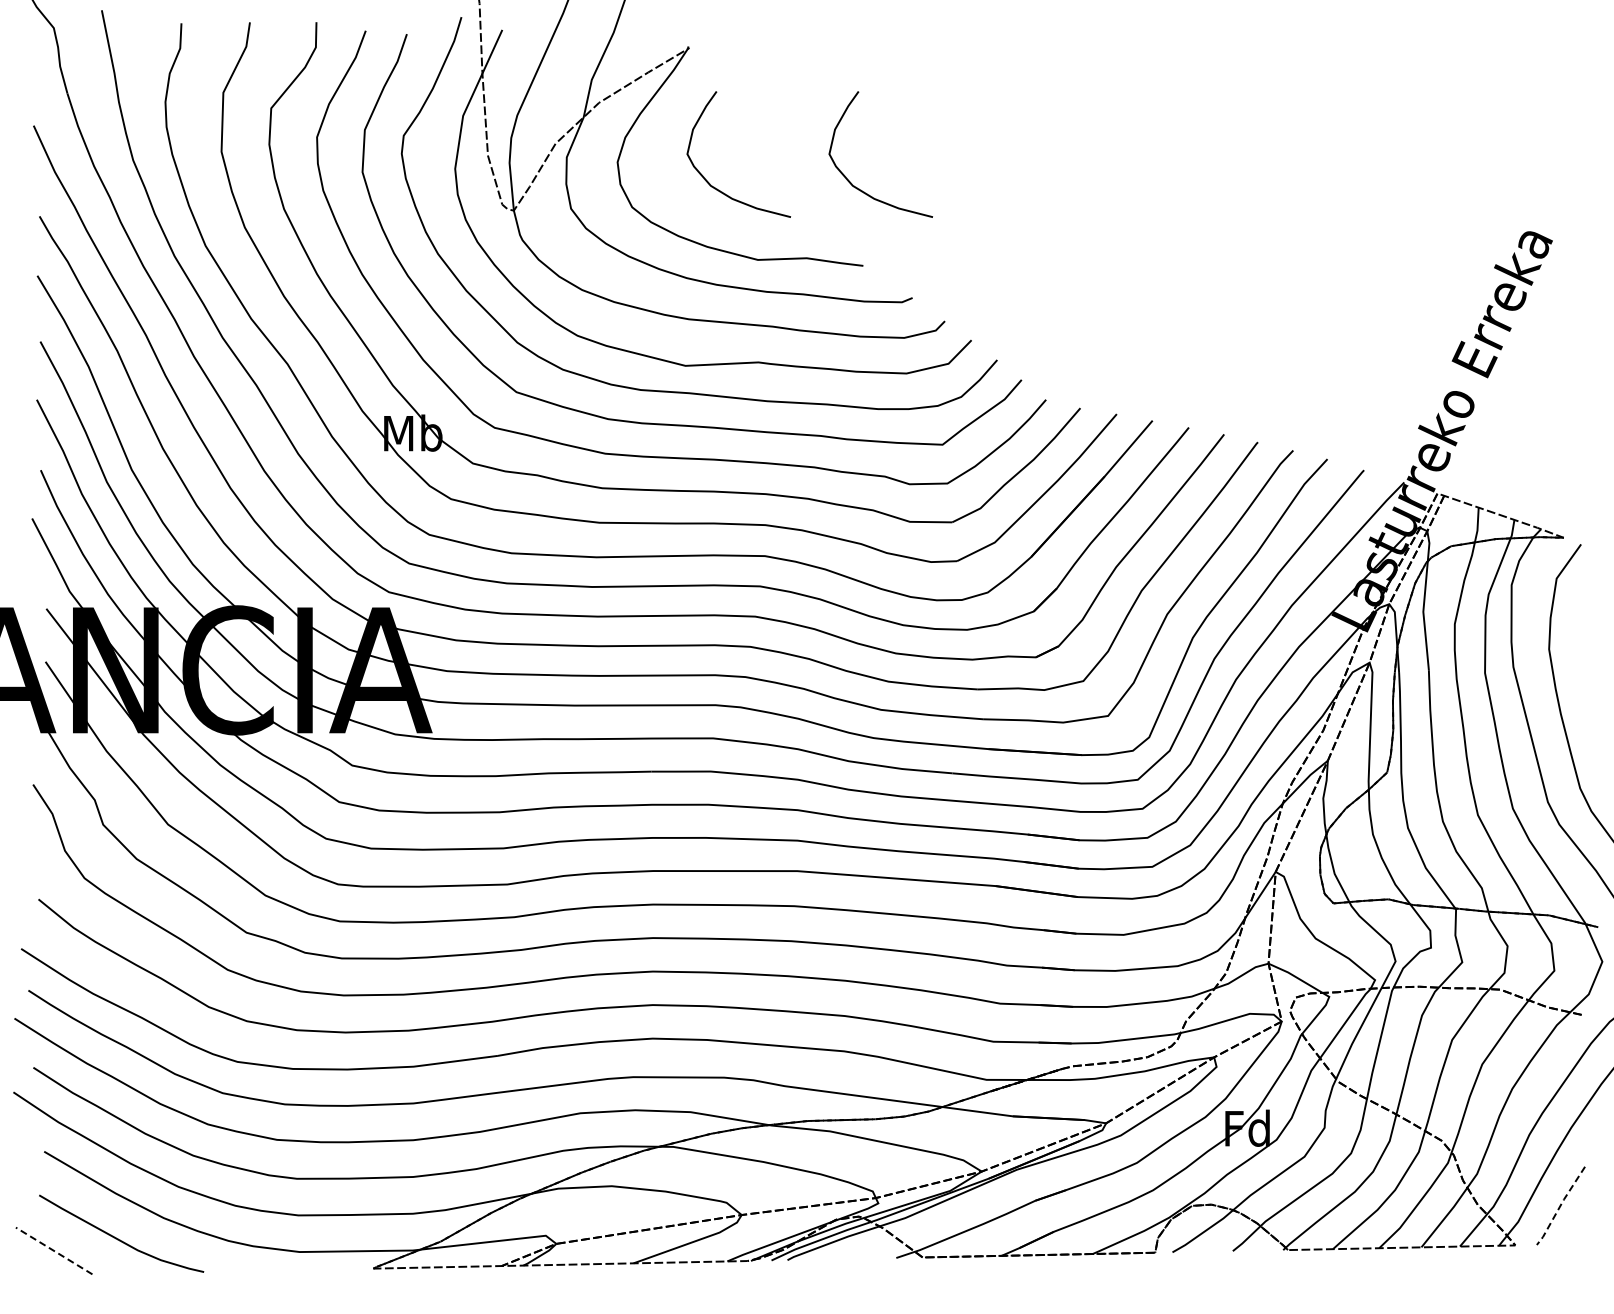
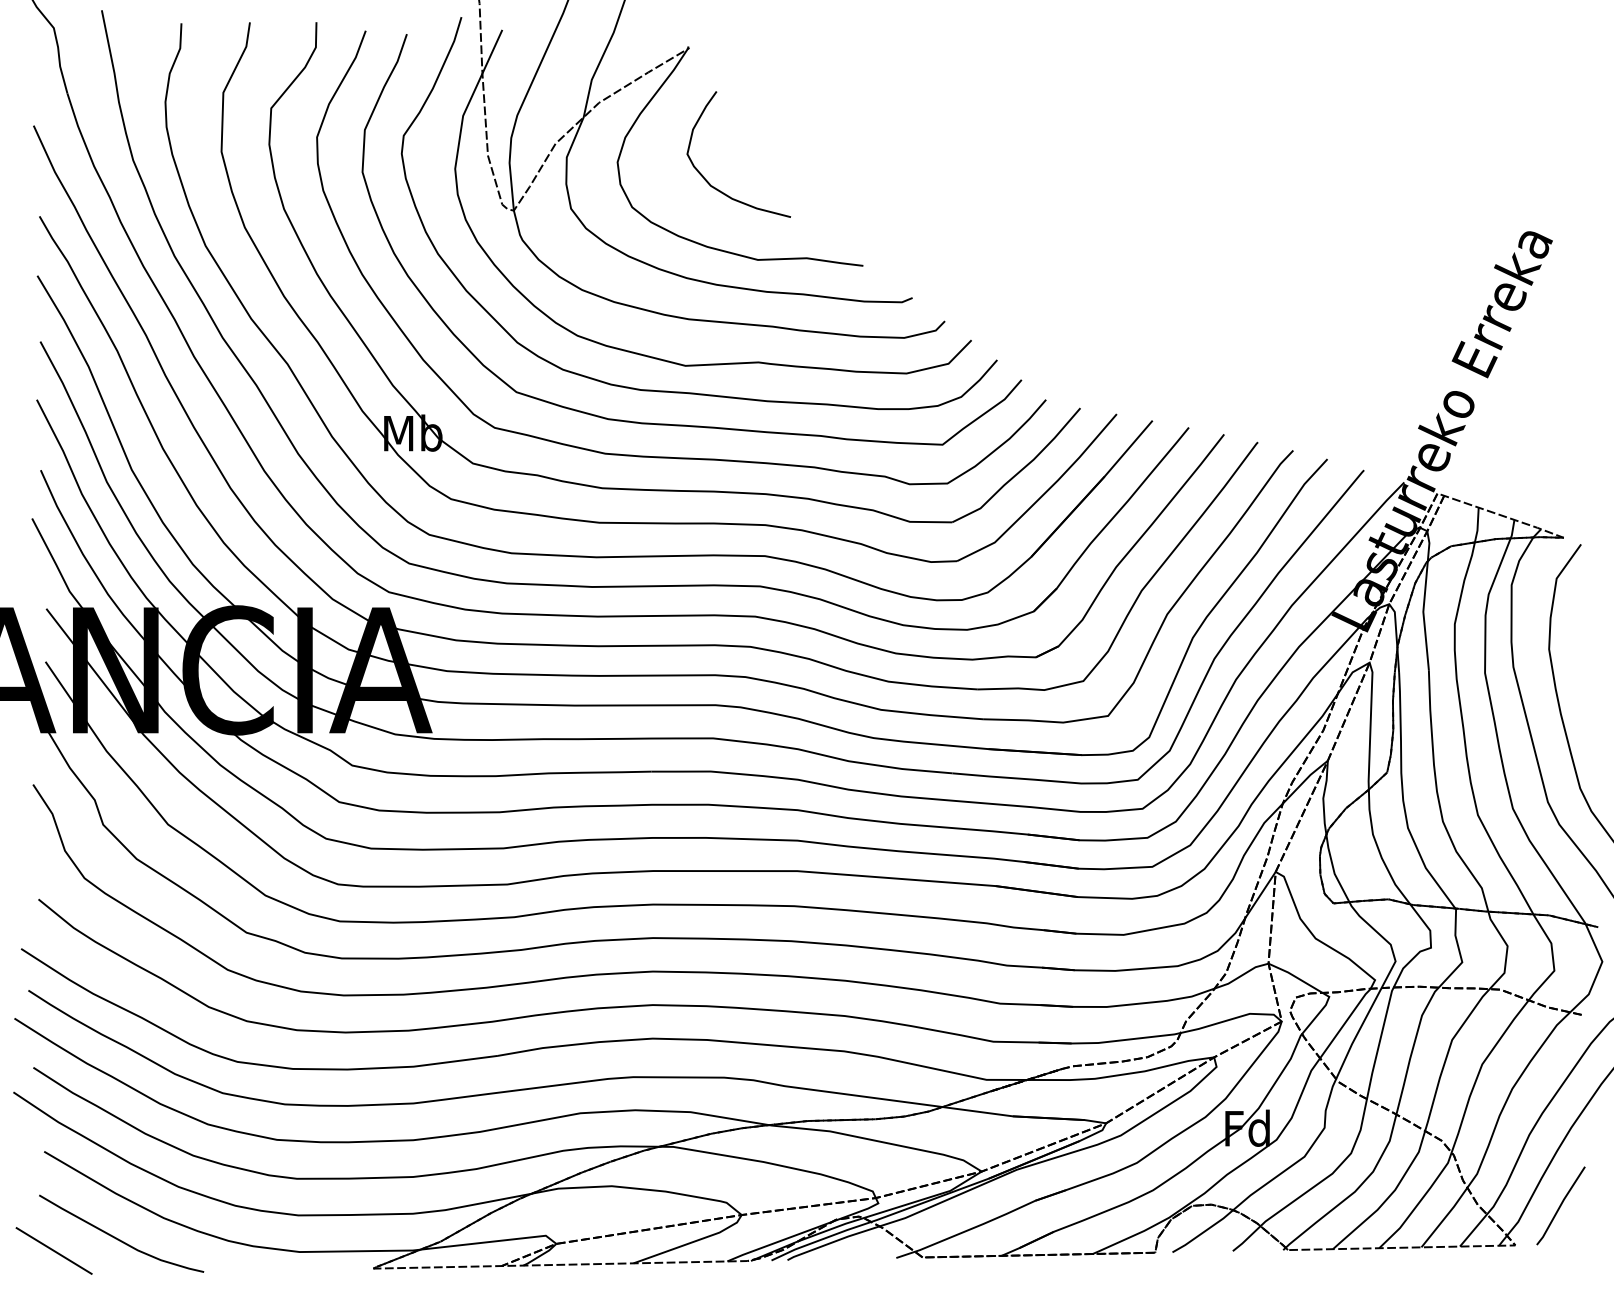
curve: present -> none (859, 188)
line: dashed -> solid (1560, 1205)
line: dashed -> solid (54, 1250)
